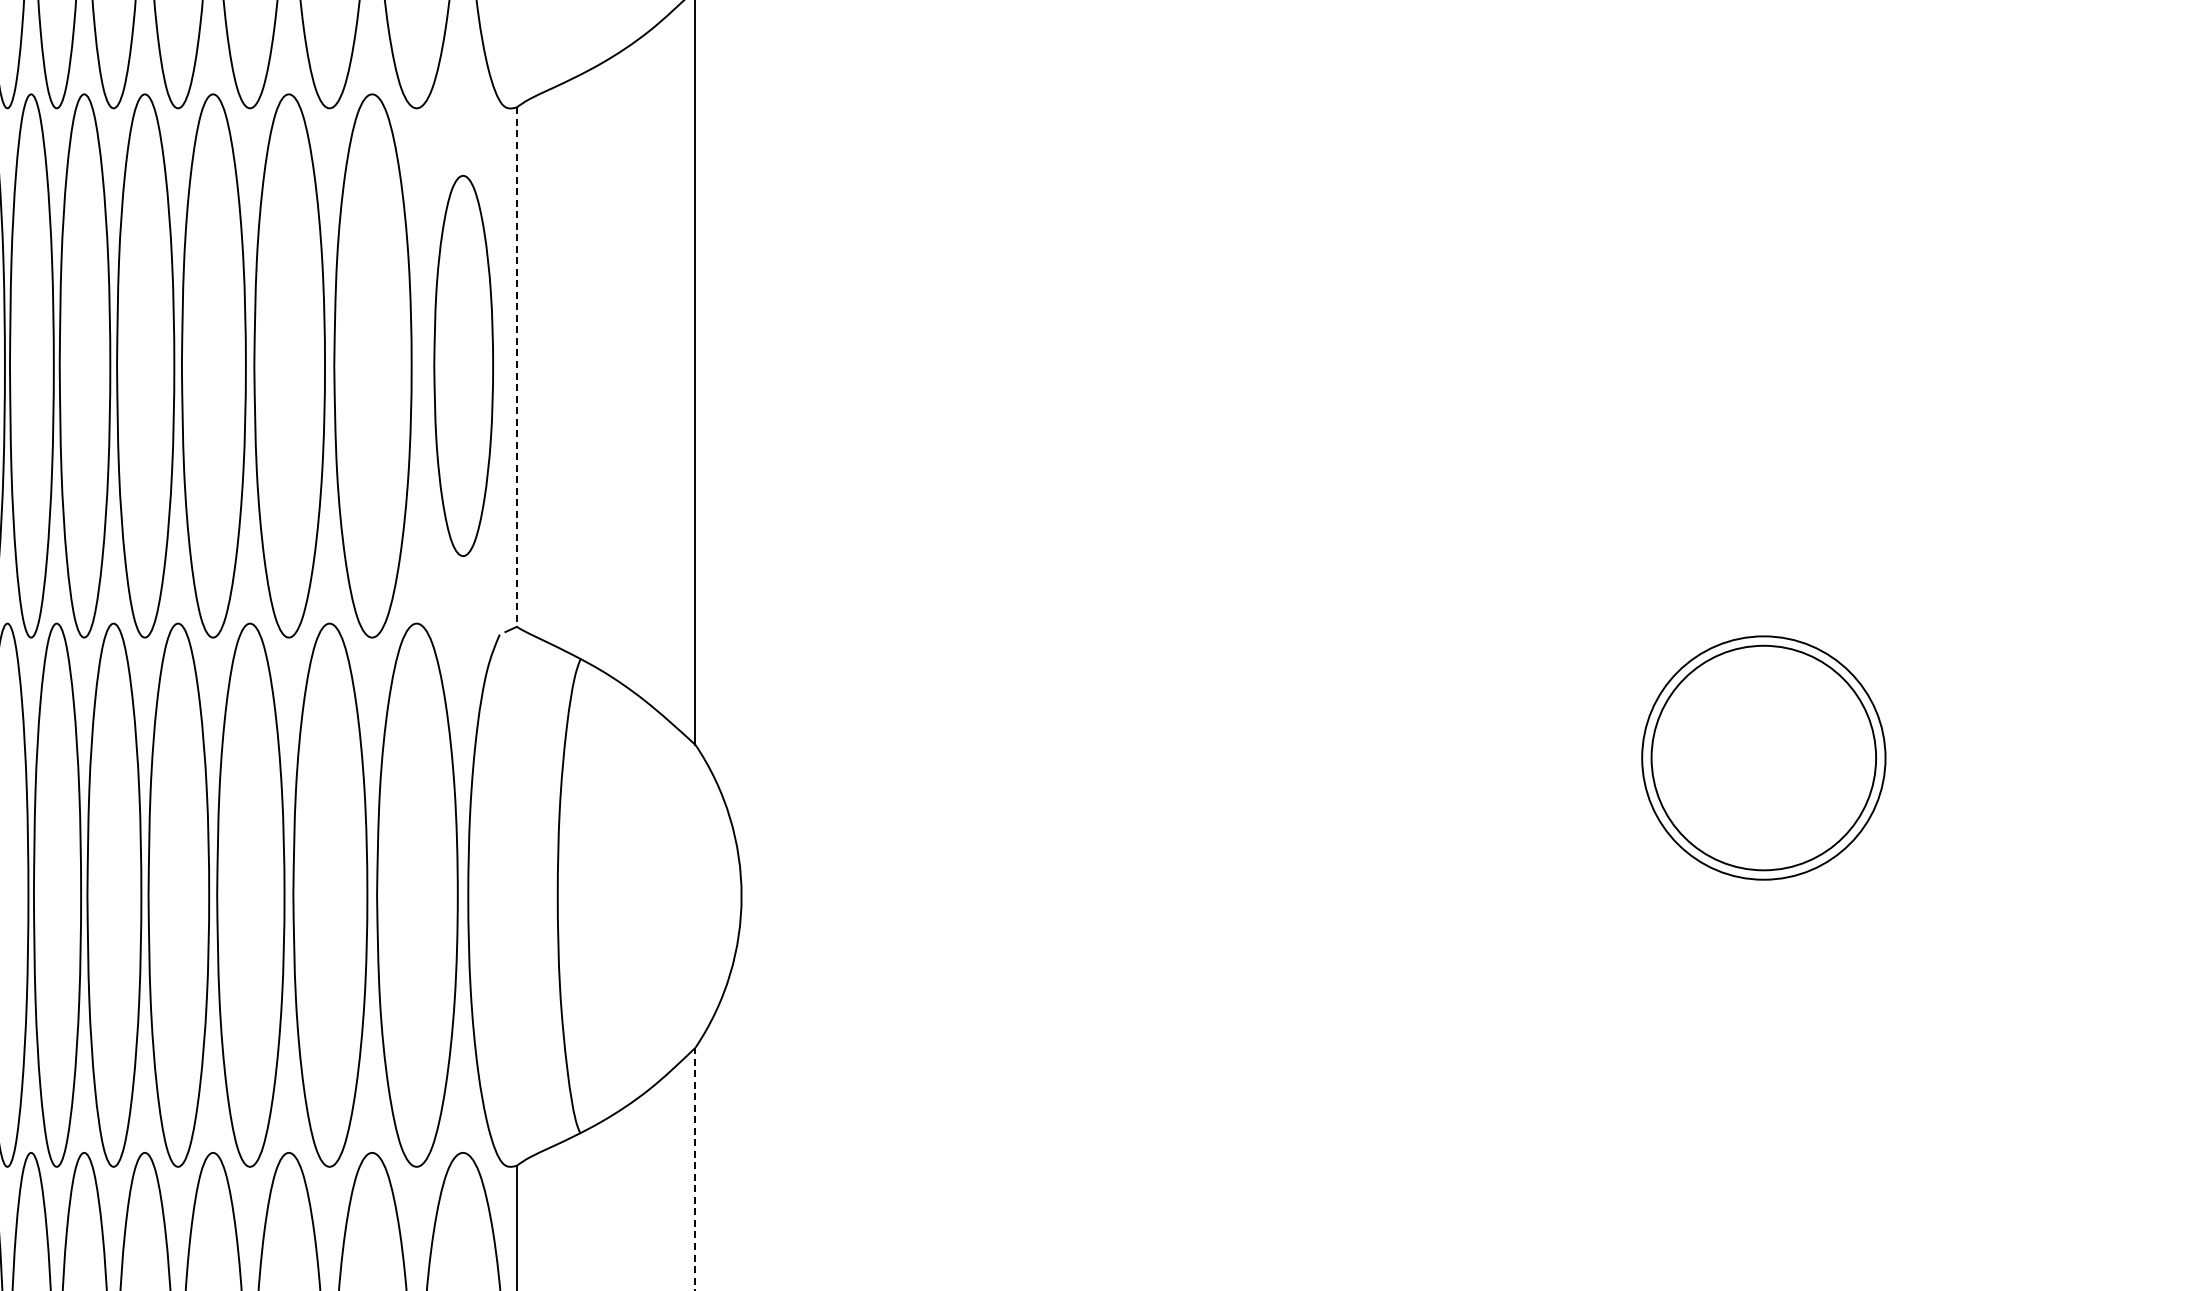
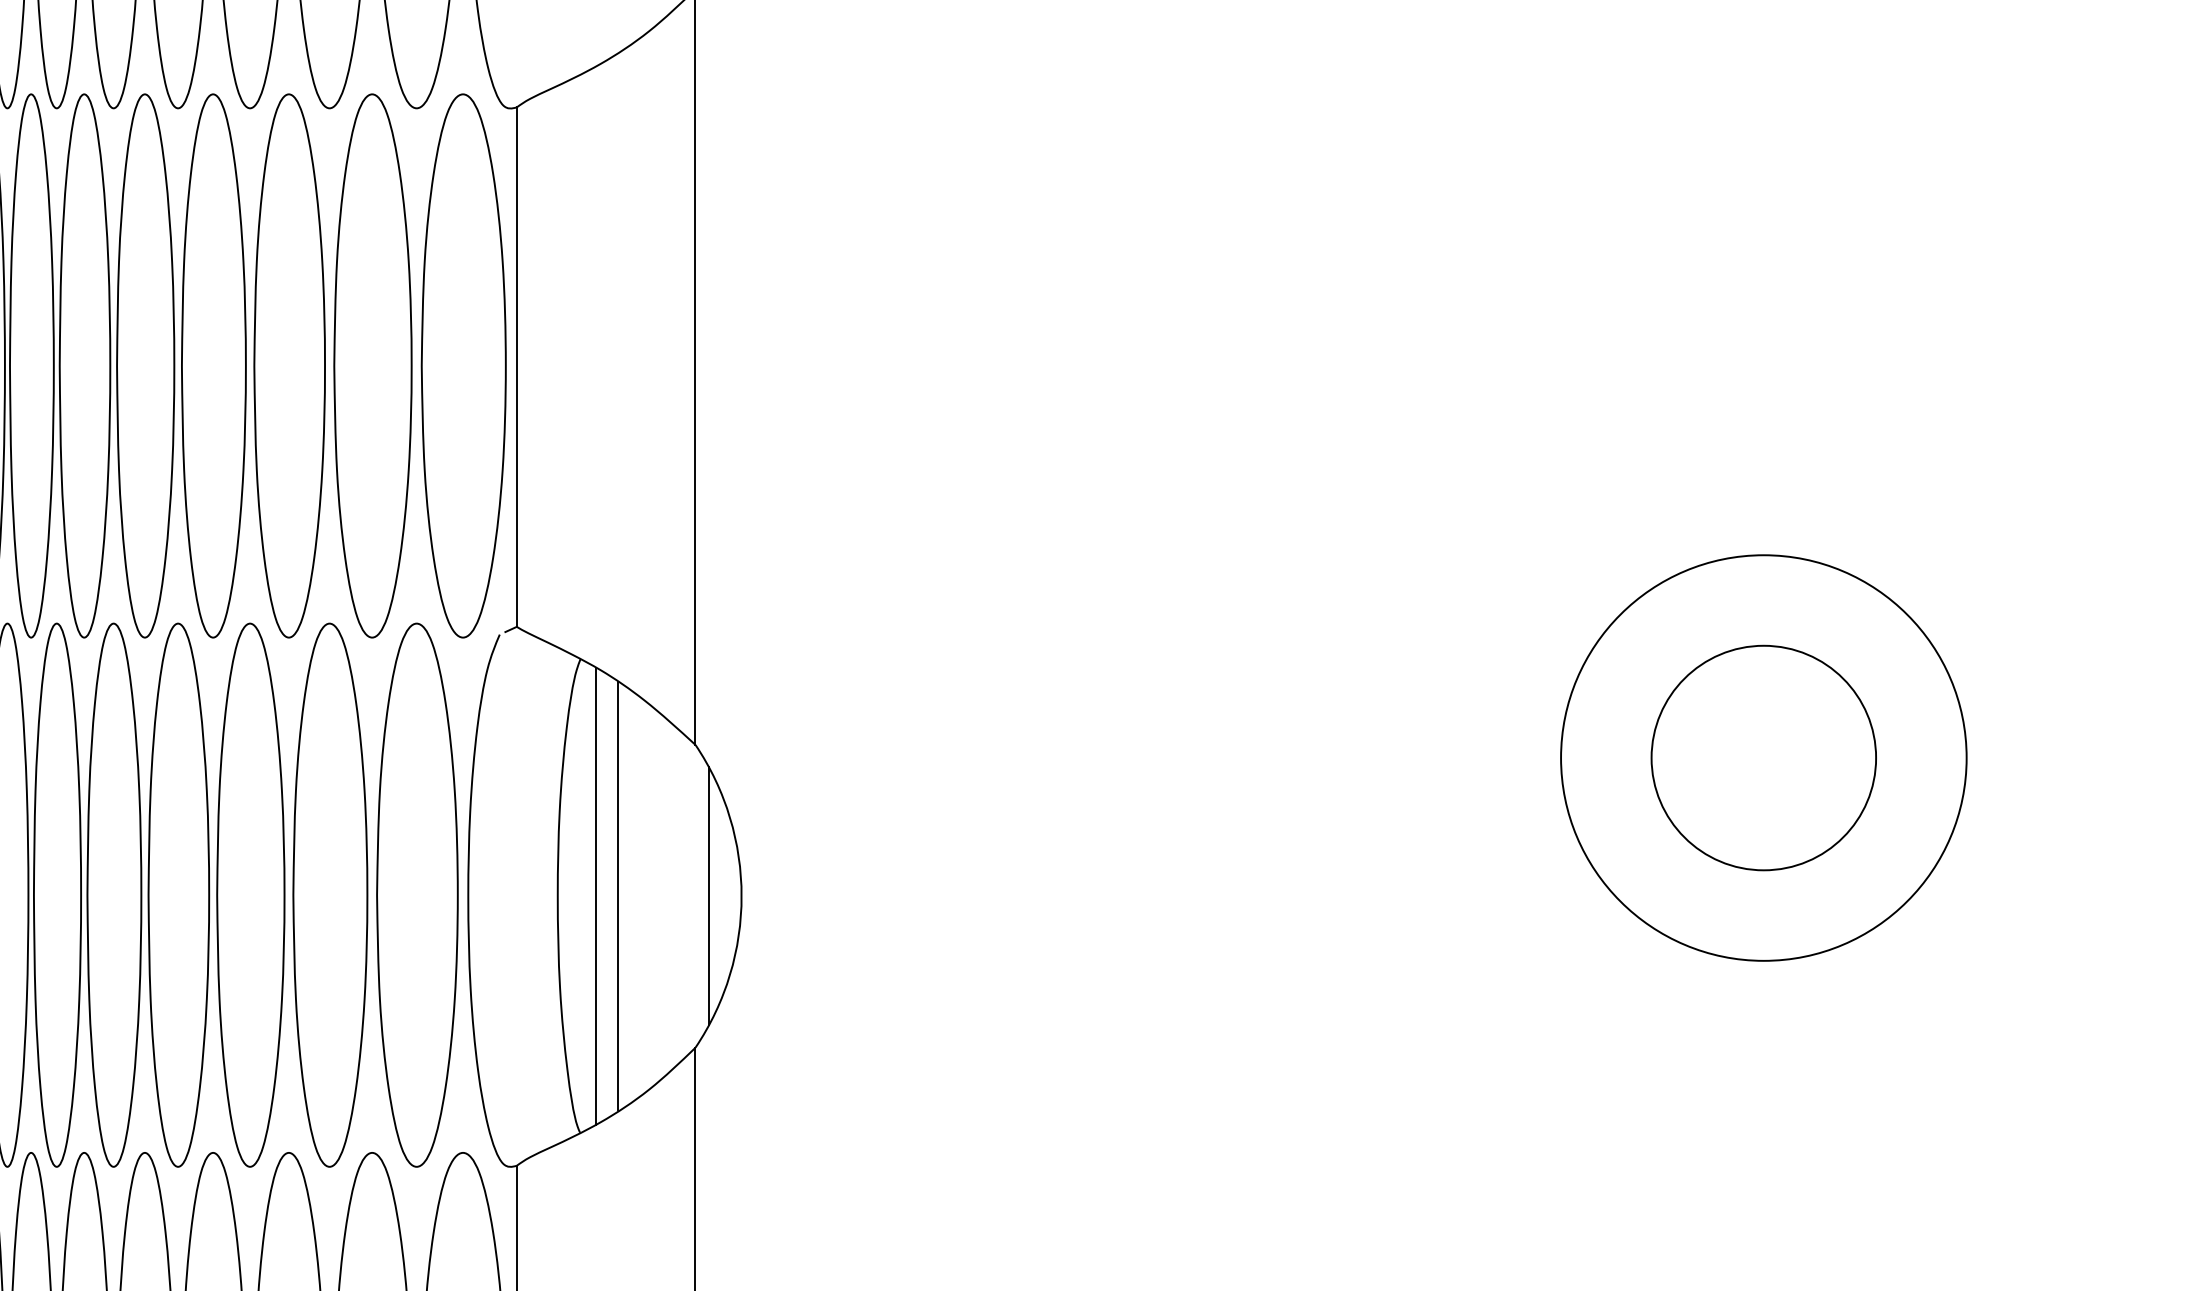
part size: 61x382 px -> 87x546 px (463, 365)
line: dashed -> solid (516, 367)
circle diameter: 243 px -> 406 px (1763, 757)
line: none -> present (595, 895)
line: none -> present (618, 896)
line: none -> present (708, 896)
line: dashed -> solid (695, 1168)
